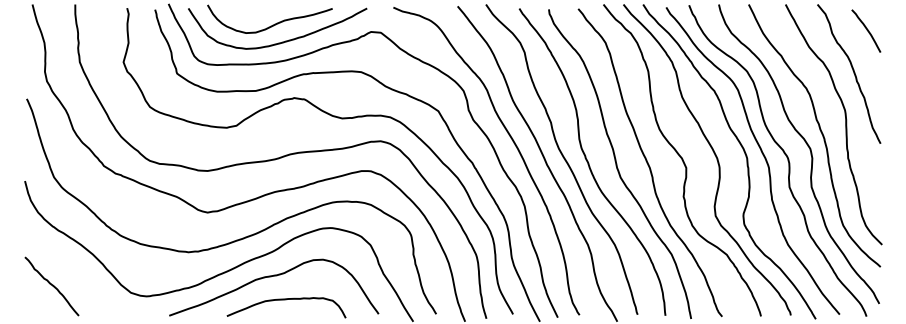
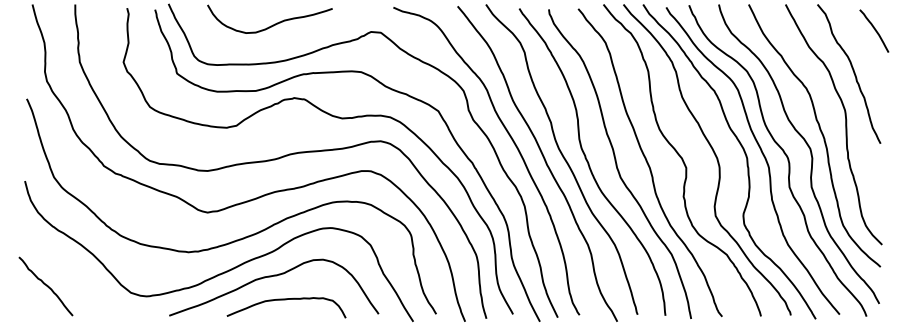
curve position: (866, 30) -> (874, 30) (874, 30)
curve: present -> none (282, 41)
curve position: (51, 285) -> (45, 285) (45, 285)
